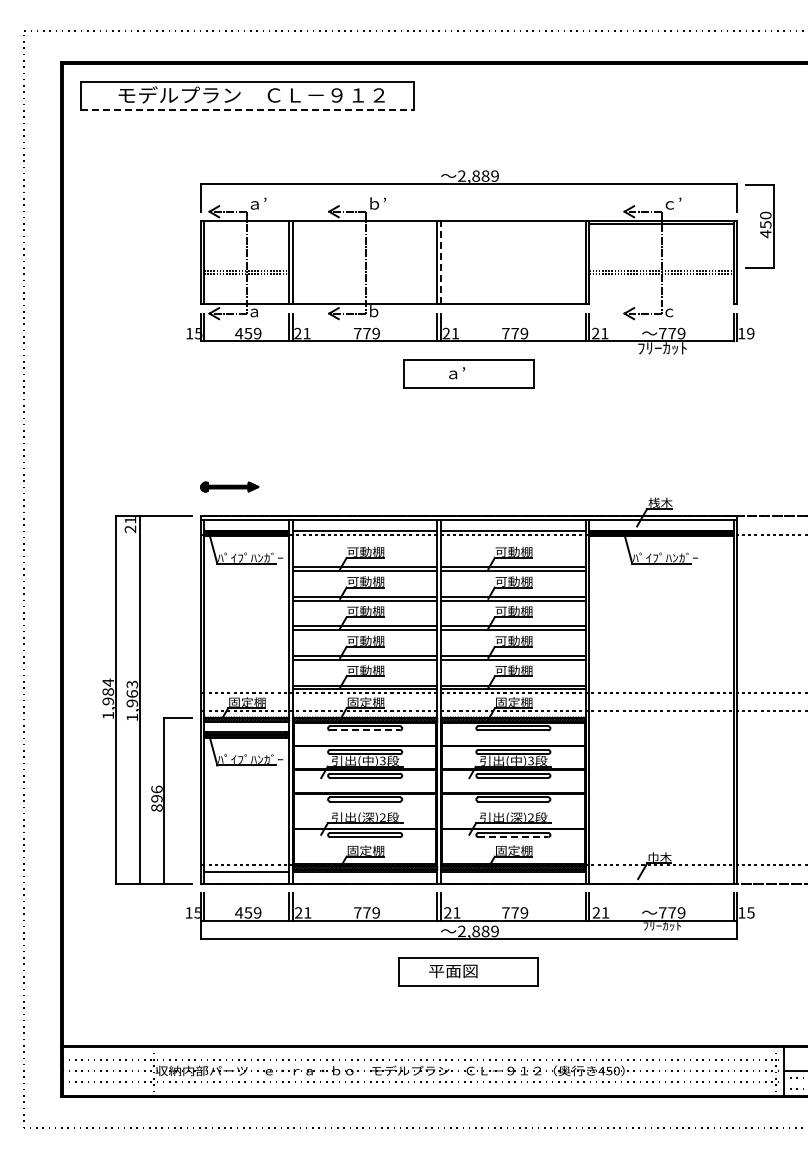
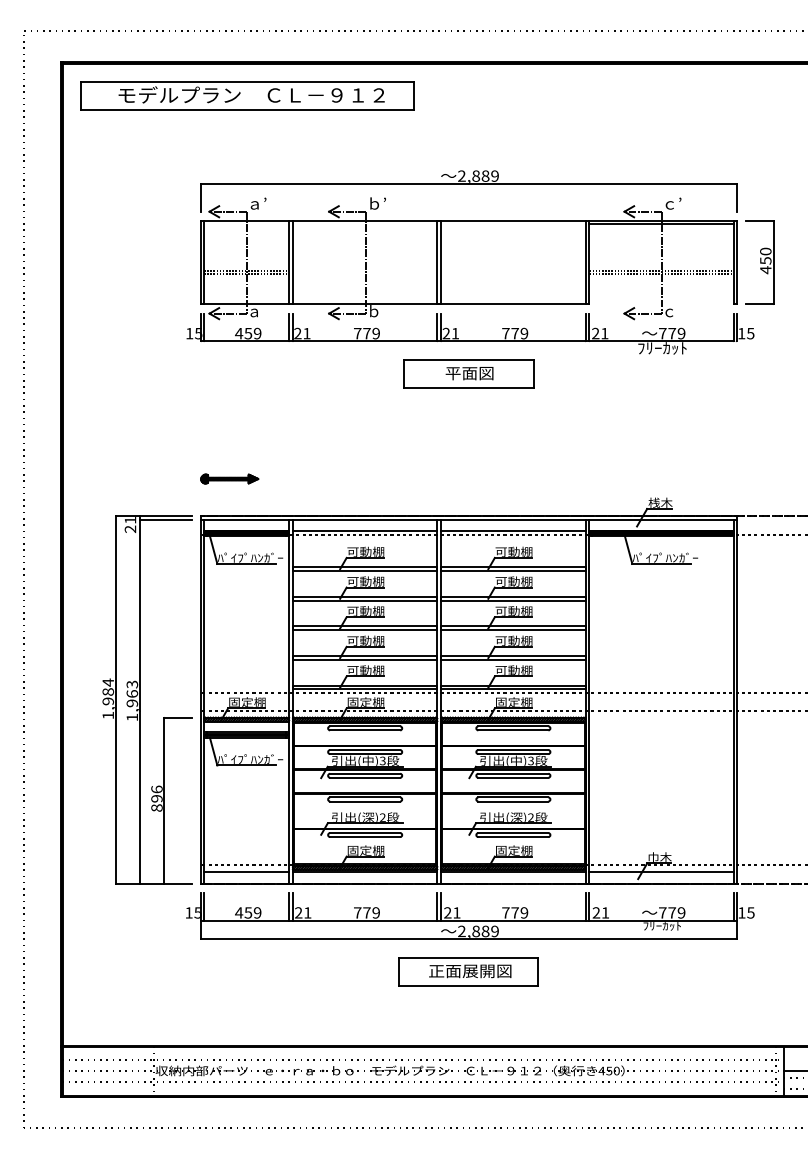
line: dashed -> solid (247, 109)
part position: (759, 226) -> (759, 262) (759, 262)
line: dashed -> solid (441, 262)
text: 19 -> 15 (750, 333)
text: ａ’ -> 平面図 (469, 373)
part position: (229, 486) -> (229, 478) (229, 478)
line: none -> present (166, 519)
line: dashed -> solid (365, 730)
line: dashed -> solid (513, 837)
line: none -> present (661, 872)
text: 平面図 -> 正面展開図 (470, 971)
